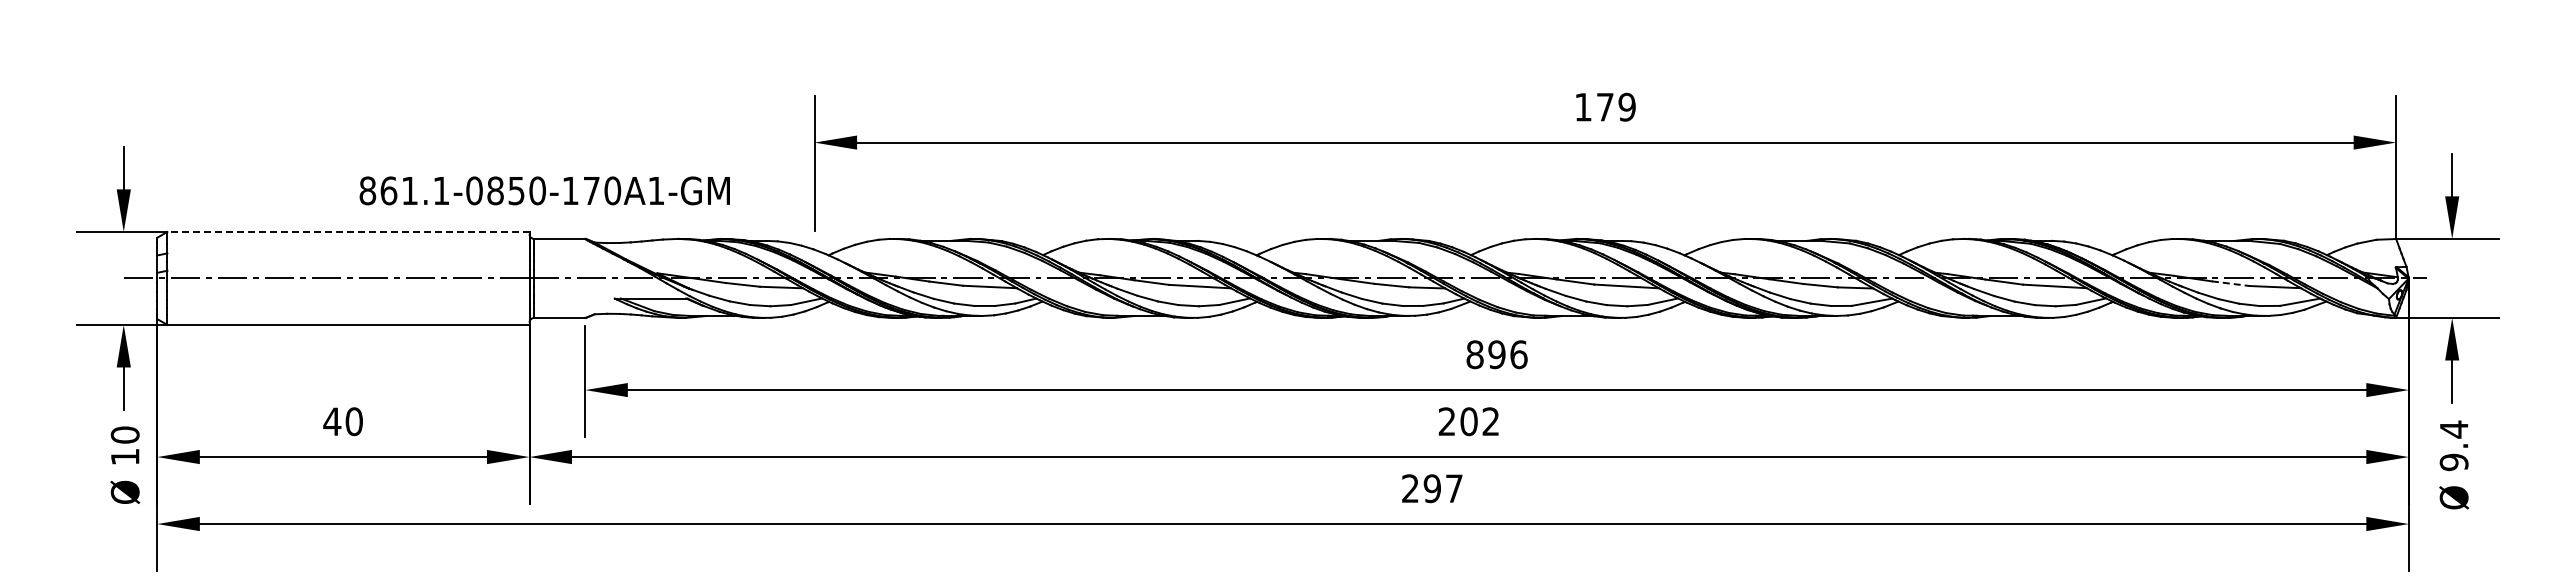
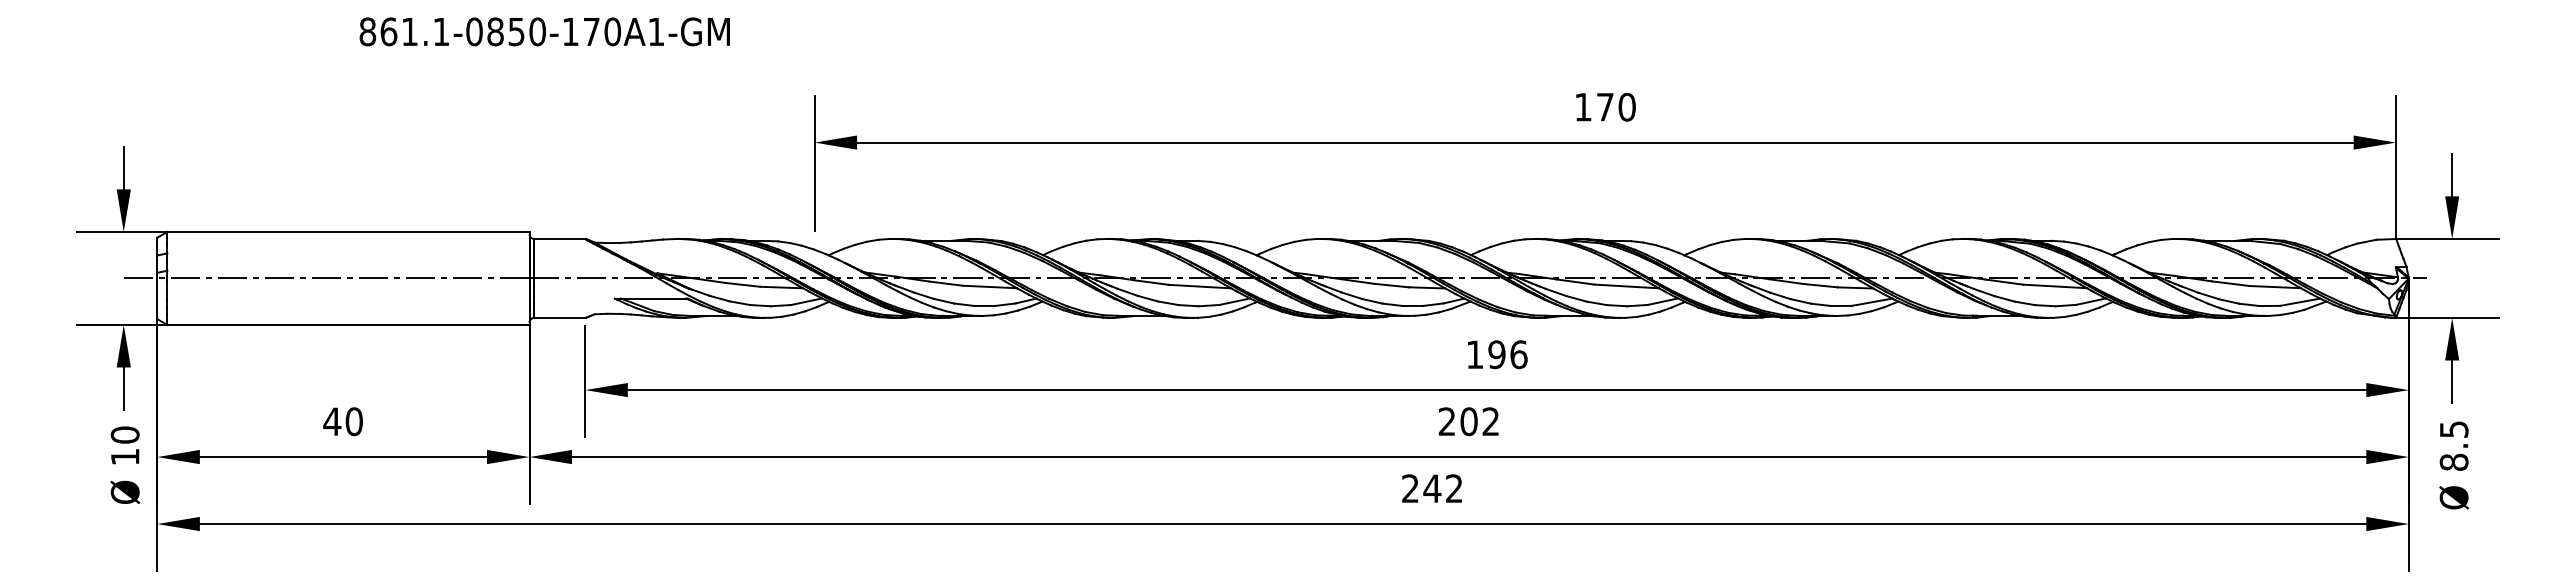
text: 179 -> 170 (1626, 107)
text position: (544, 190) -> (544, 31) (544, 31)
line: dashed -> solid (347, 231)
line: dashed -> solid (2231, 283)
text: 896 -> 196 (1474, 354)
text: 9.4 -> 8.5 (2453, 445)
text: 297 -> 242 (1442, 488)
